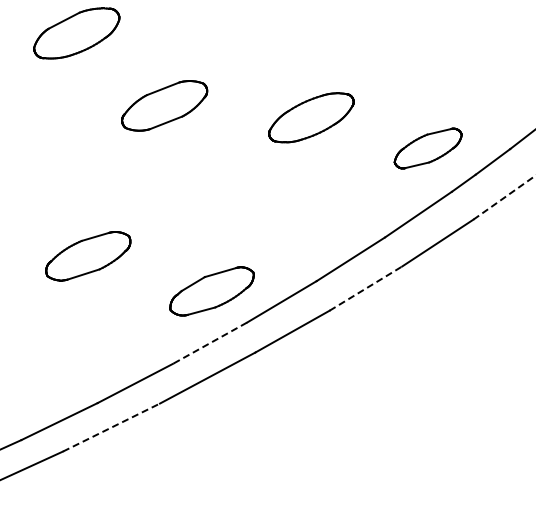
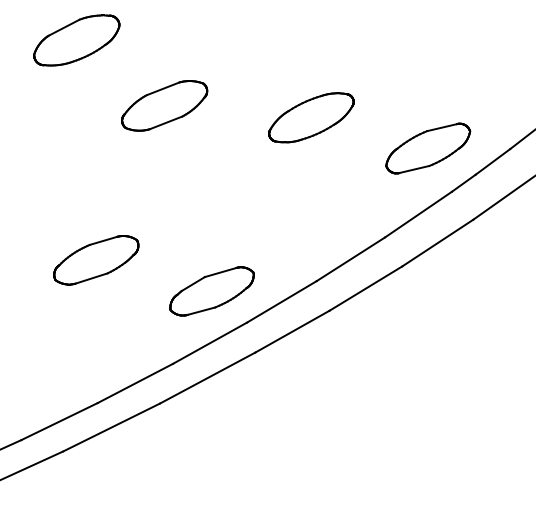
part position: (76, 33) -> (76, 40) (76, 40)
part size: 70x43 px -> 87x53 px (428, 148)
line: dashed -> solid (504, 197)
part position: (88, 256) -> (96, 260) (96, 260)
line: dashed -> solid (365, 288)
line: dashed -> solid (209, 343)
line: dashed -> solid (111, 427)
